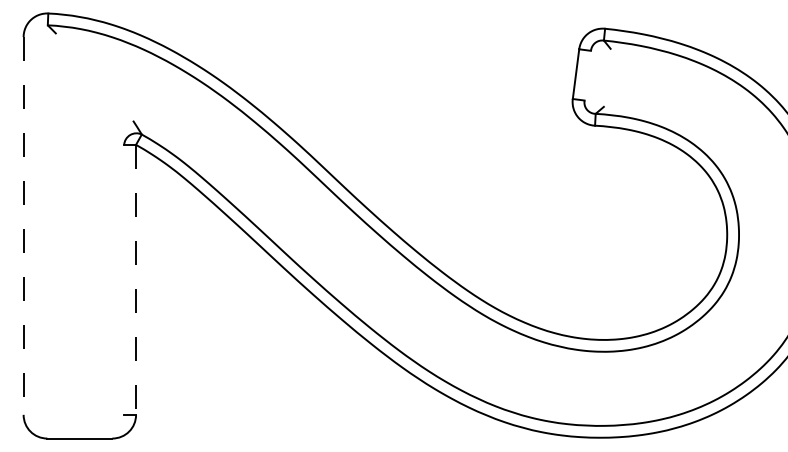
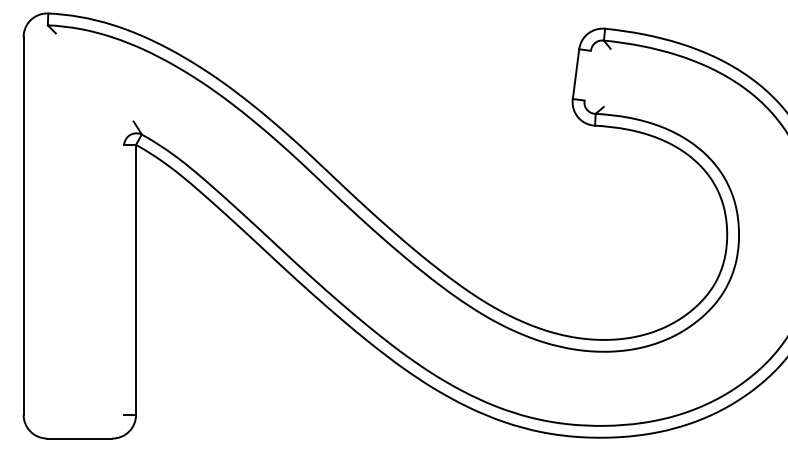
line: dashed -> solid (23, 226)
line: dashed -> solid (136, 279)
